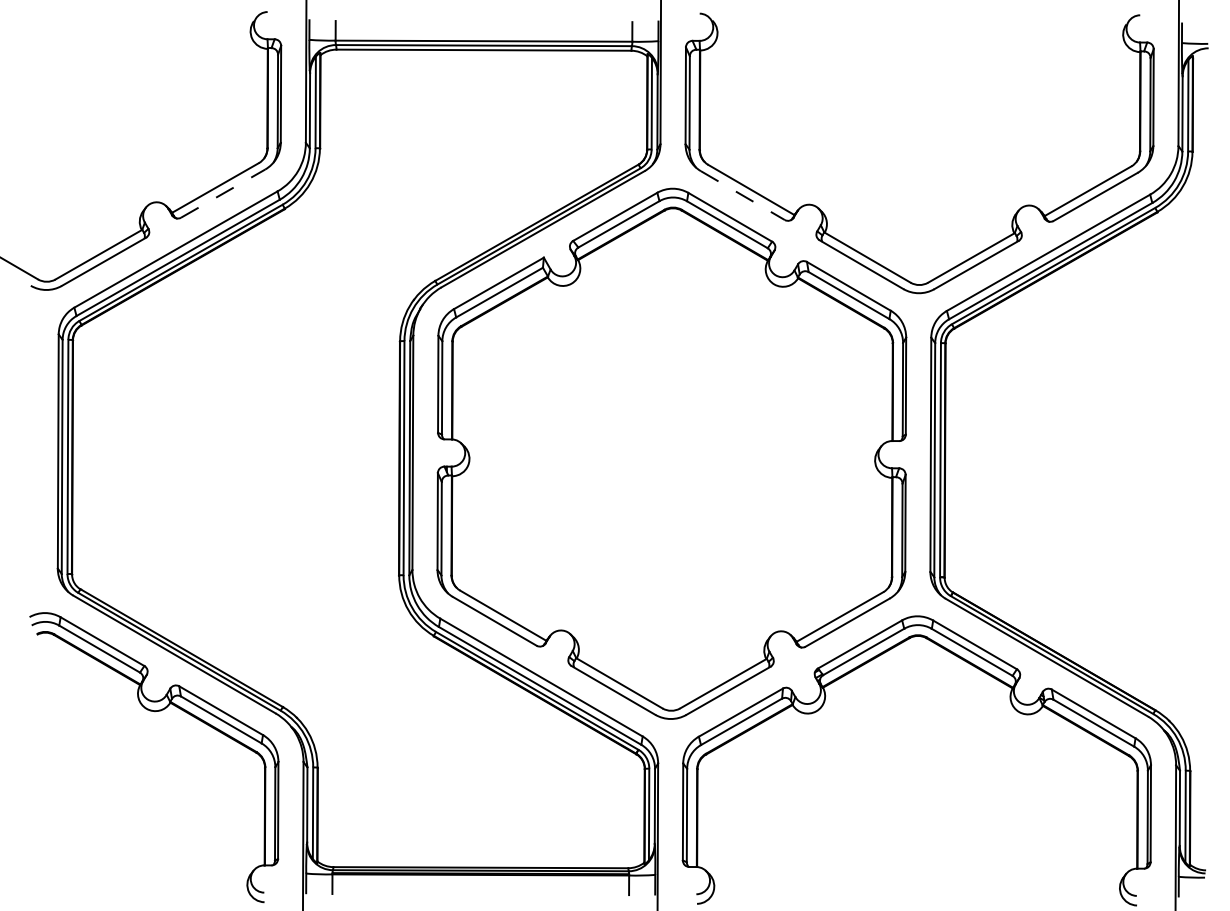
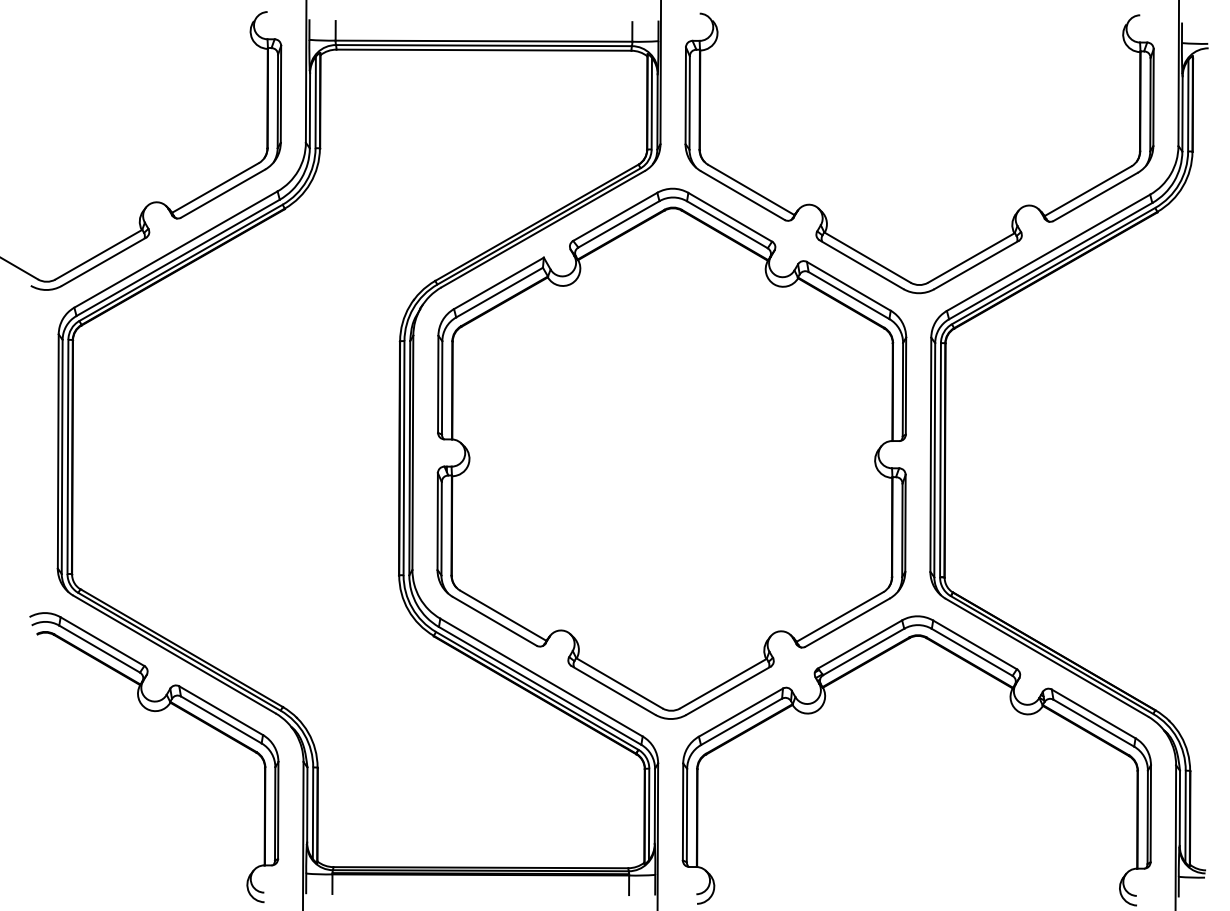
line: dashed -> solid (223, 193)
line: dashed -> solid (743, 195)
